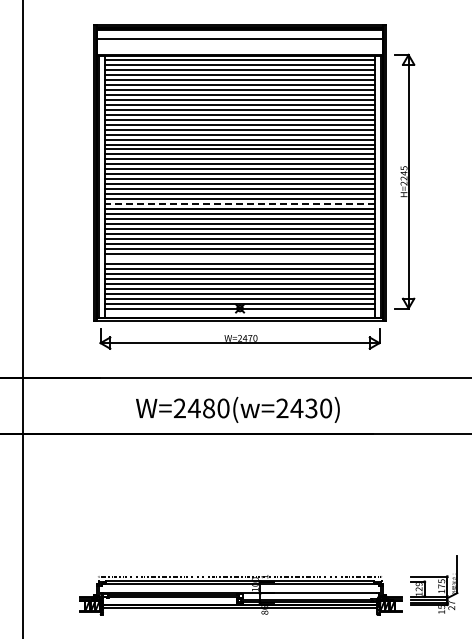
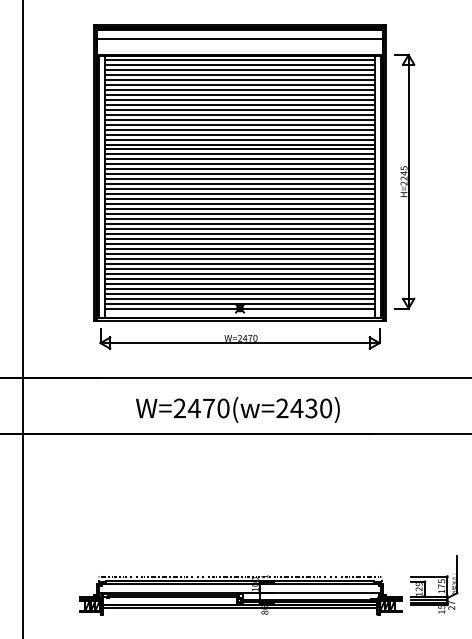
line: dashed -> solid (240, 204)
line: none -> present (239, 258)
text: W=2480(w=2430) -> W=2470(w=2430) (209, 408)
